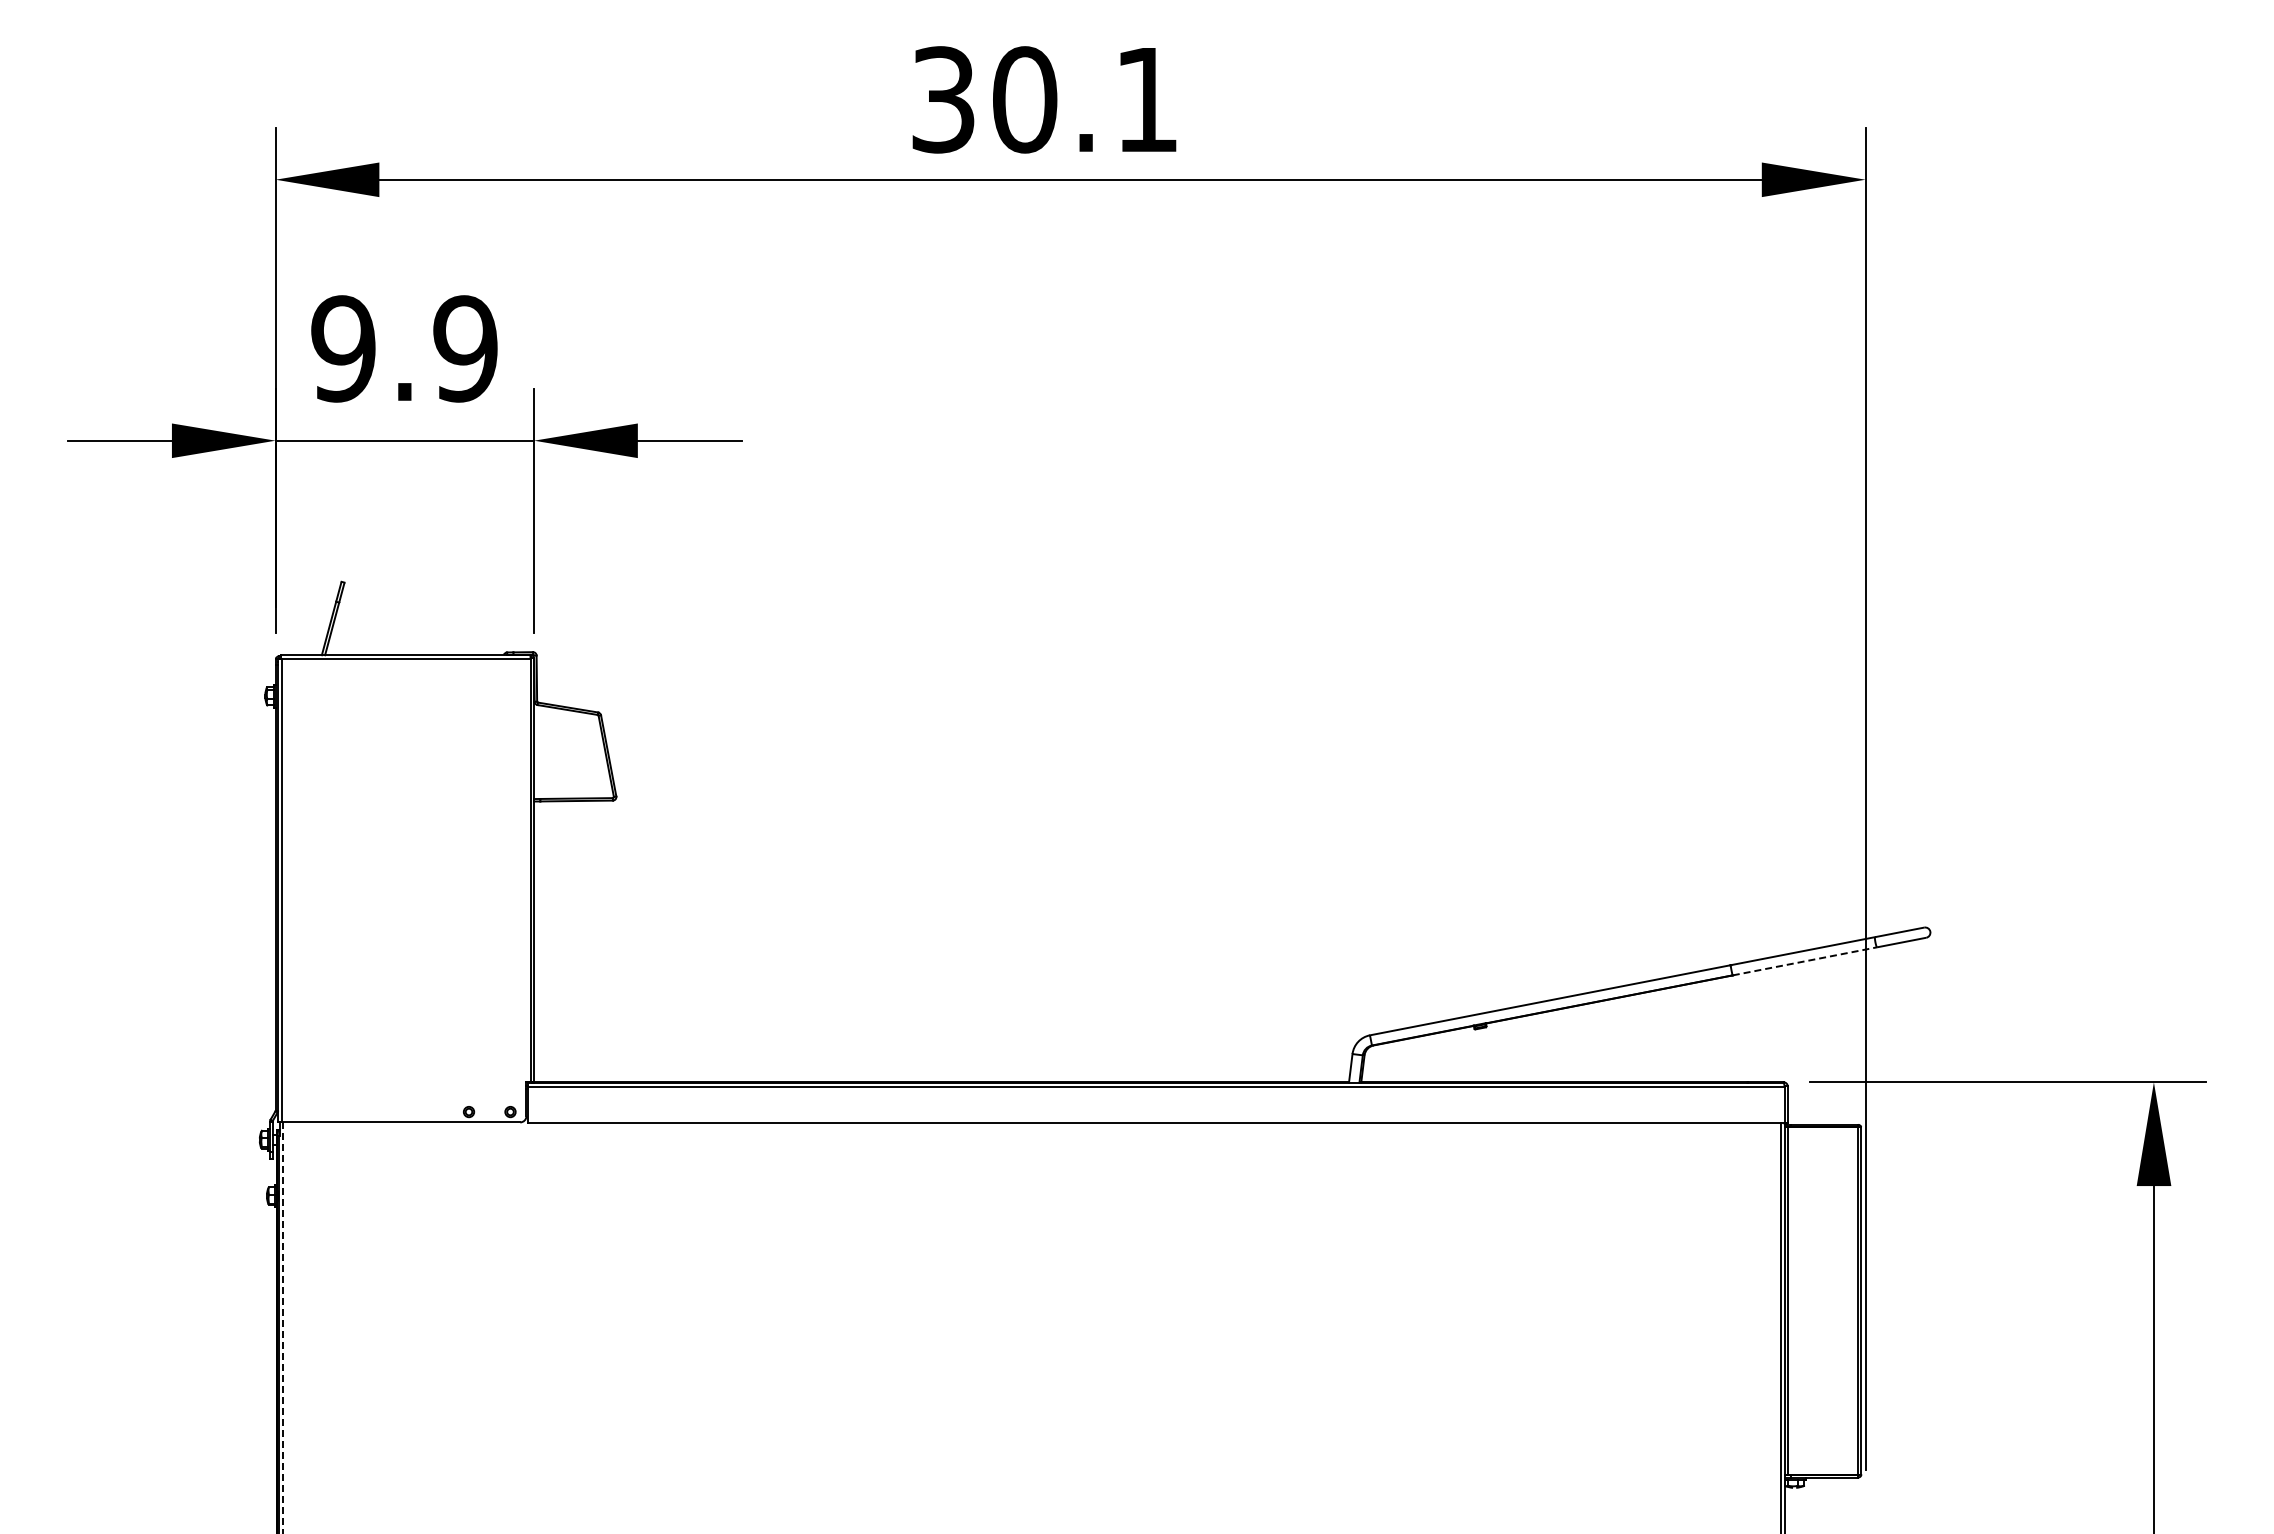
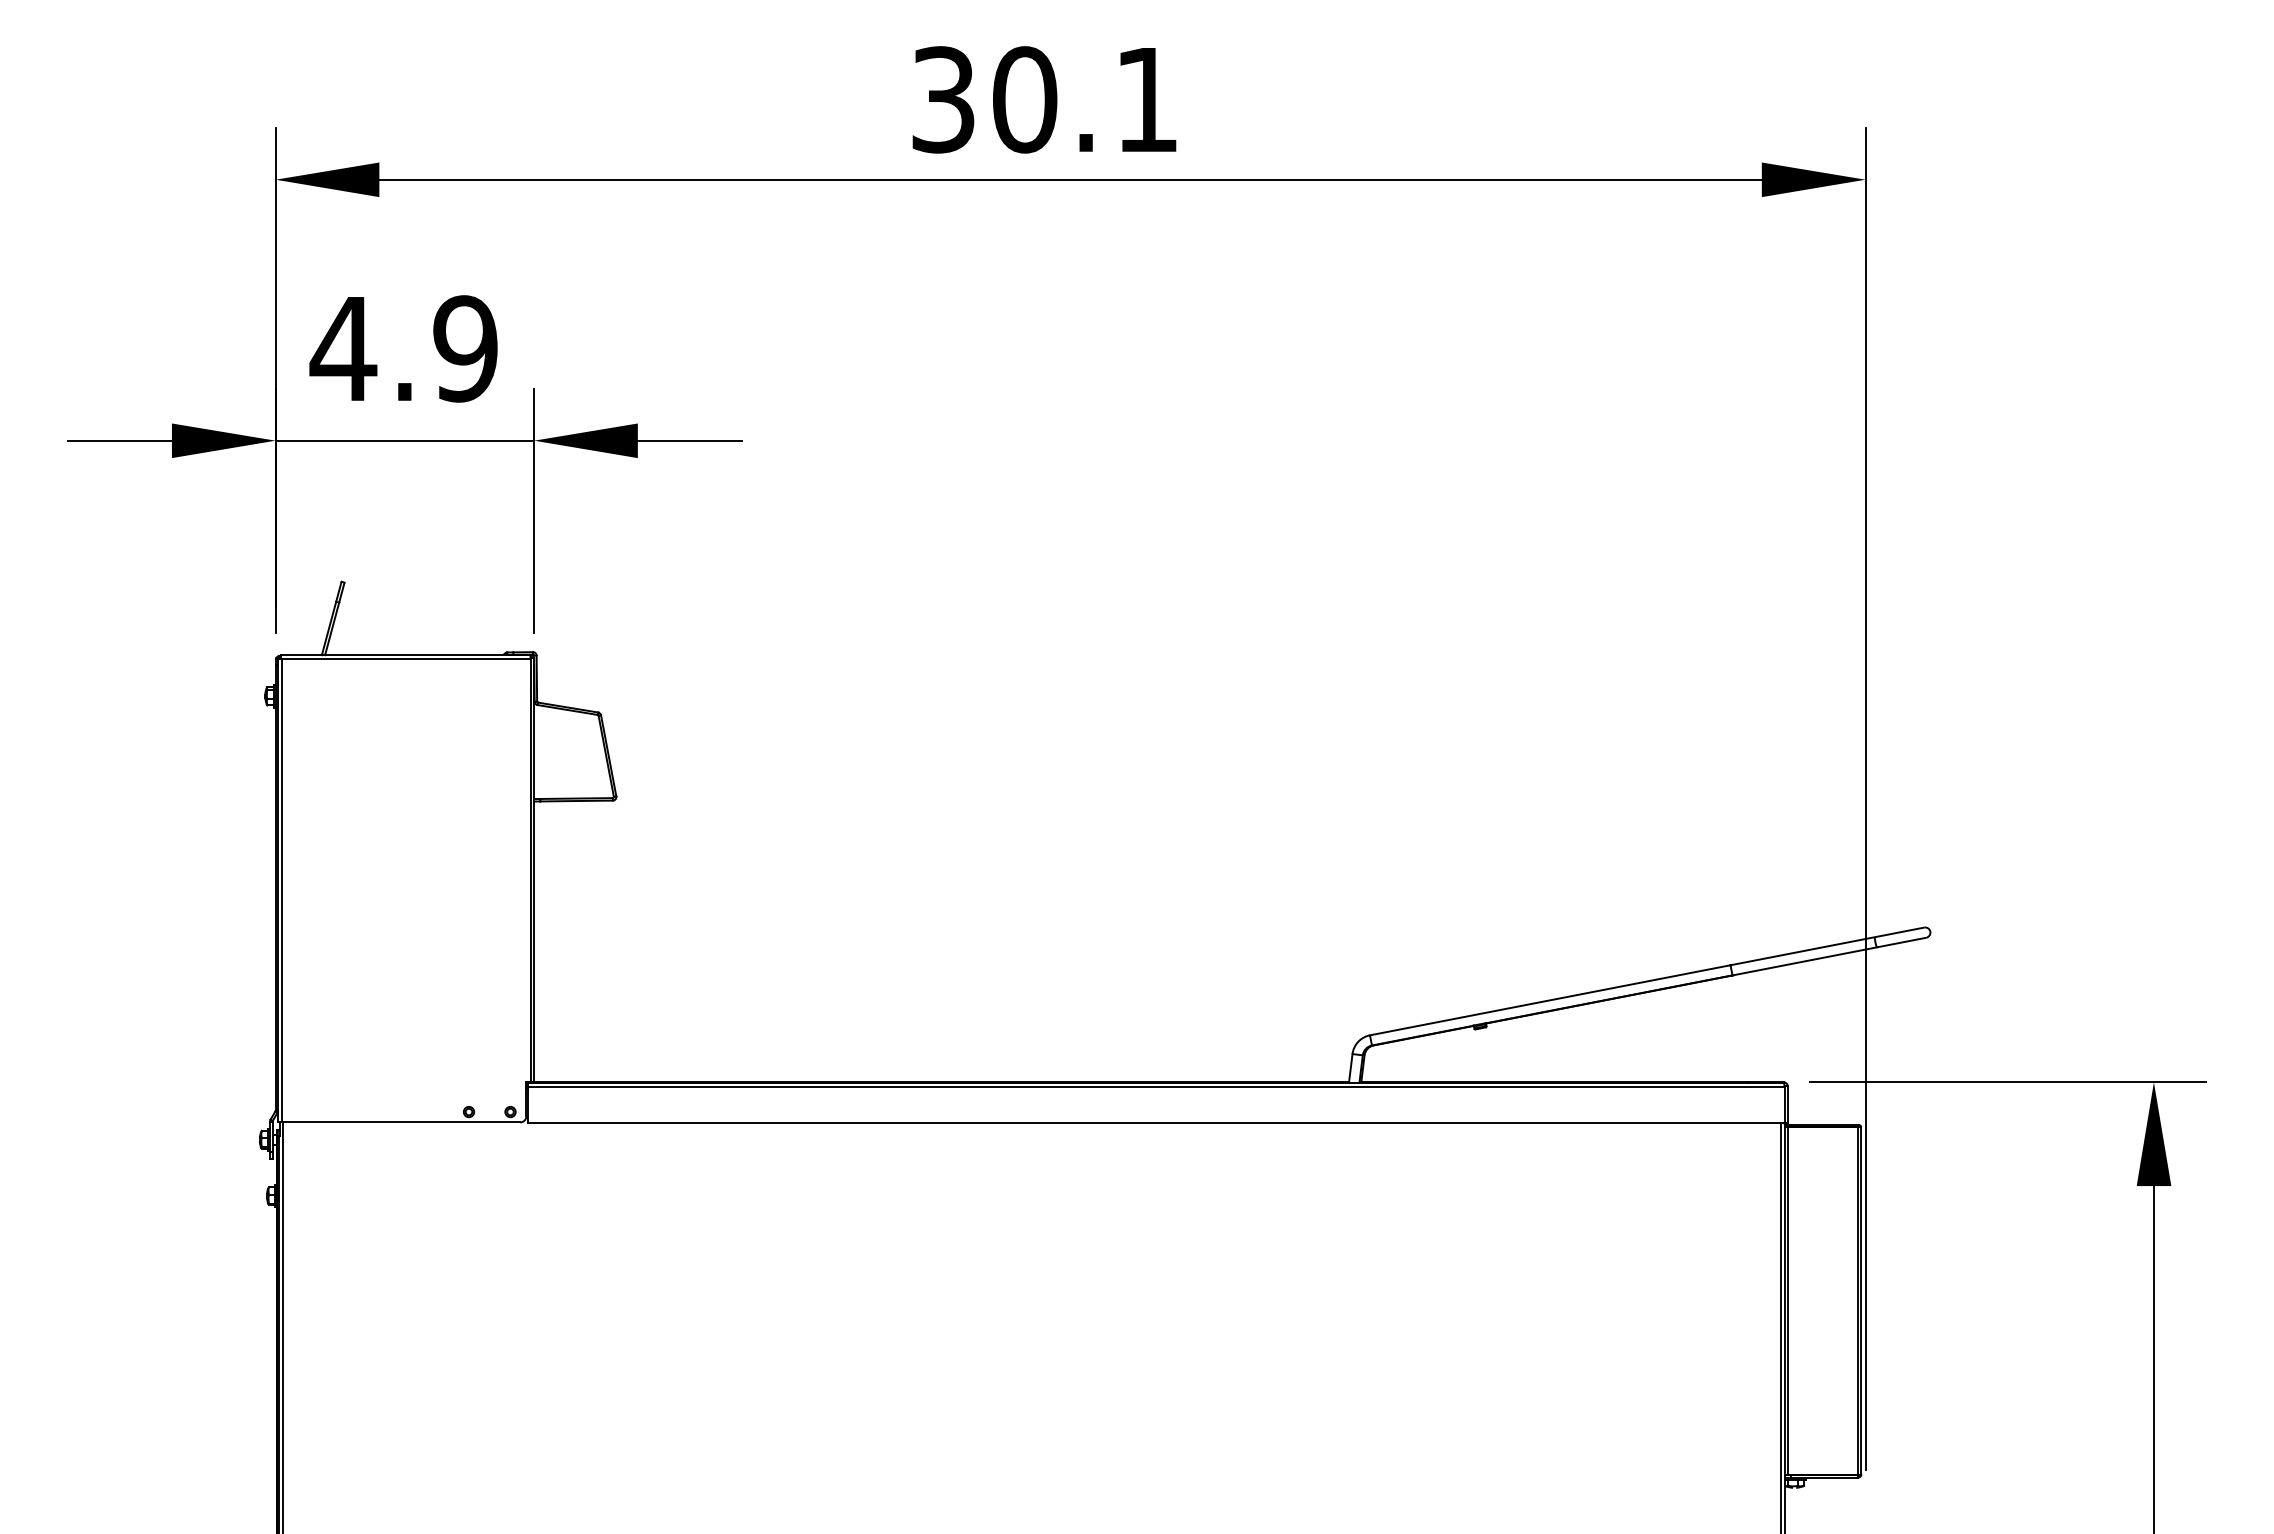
text: 9.9 -> 4.9 (343, 348)
line: dashed -> solid (1805, 961)
line: dashed -> solid (283, 1328)
